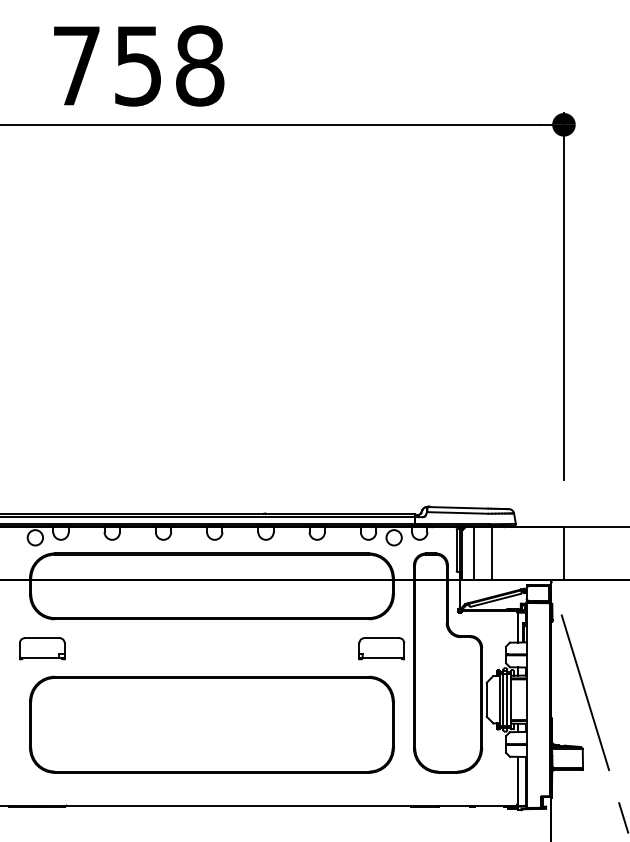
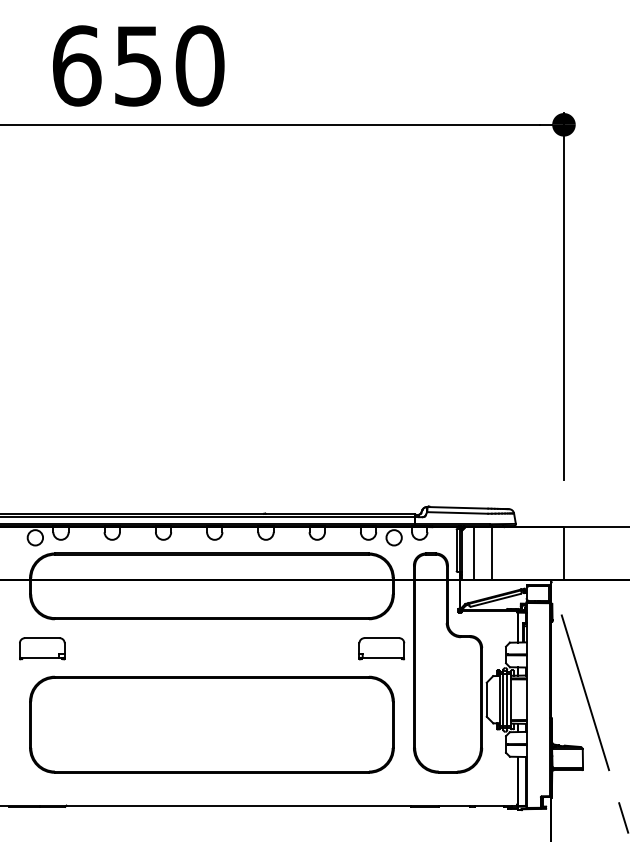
text: 758 -> 650 (138, 65)
